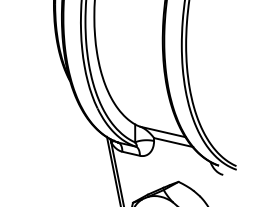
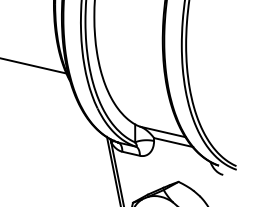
line: none -> present (34, 65)
